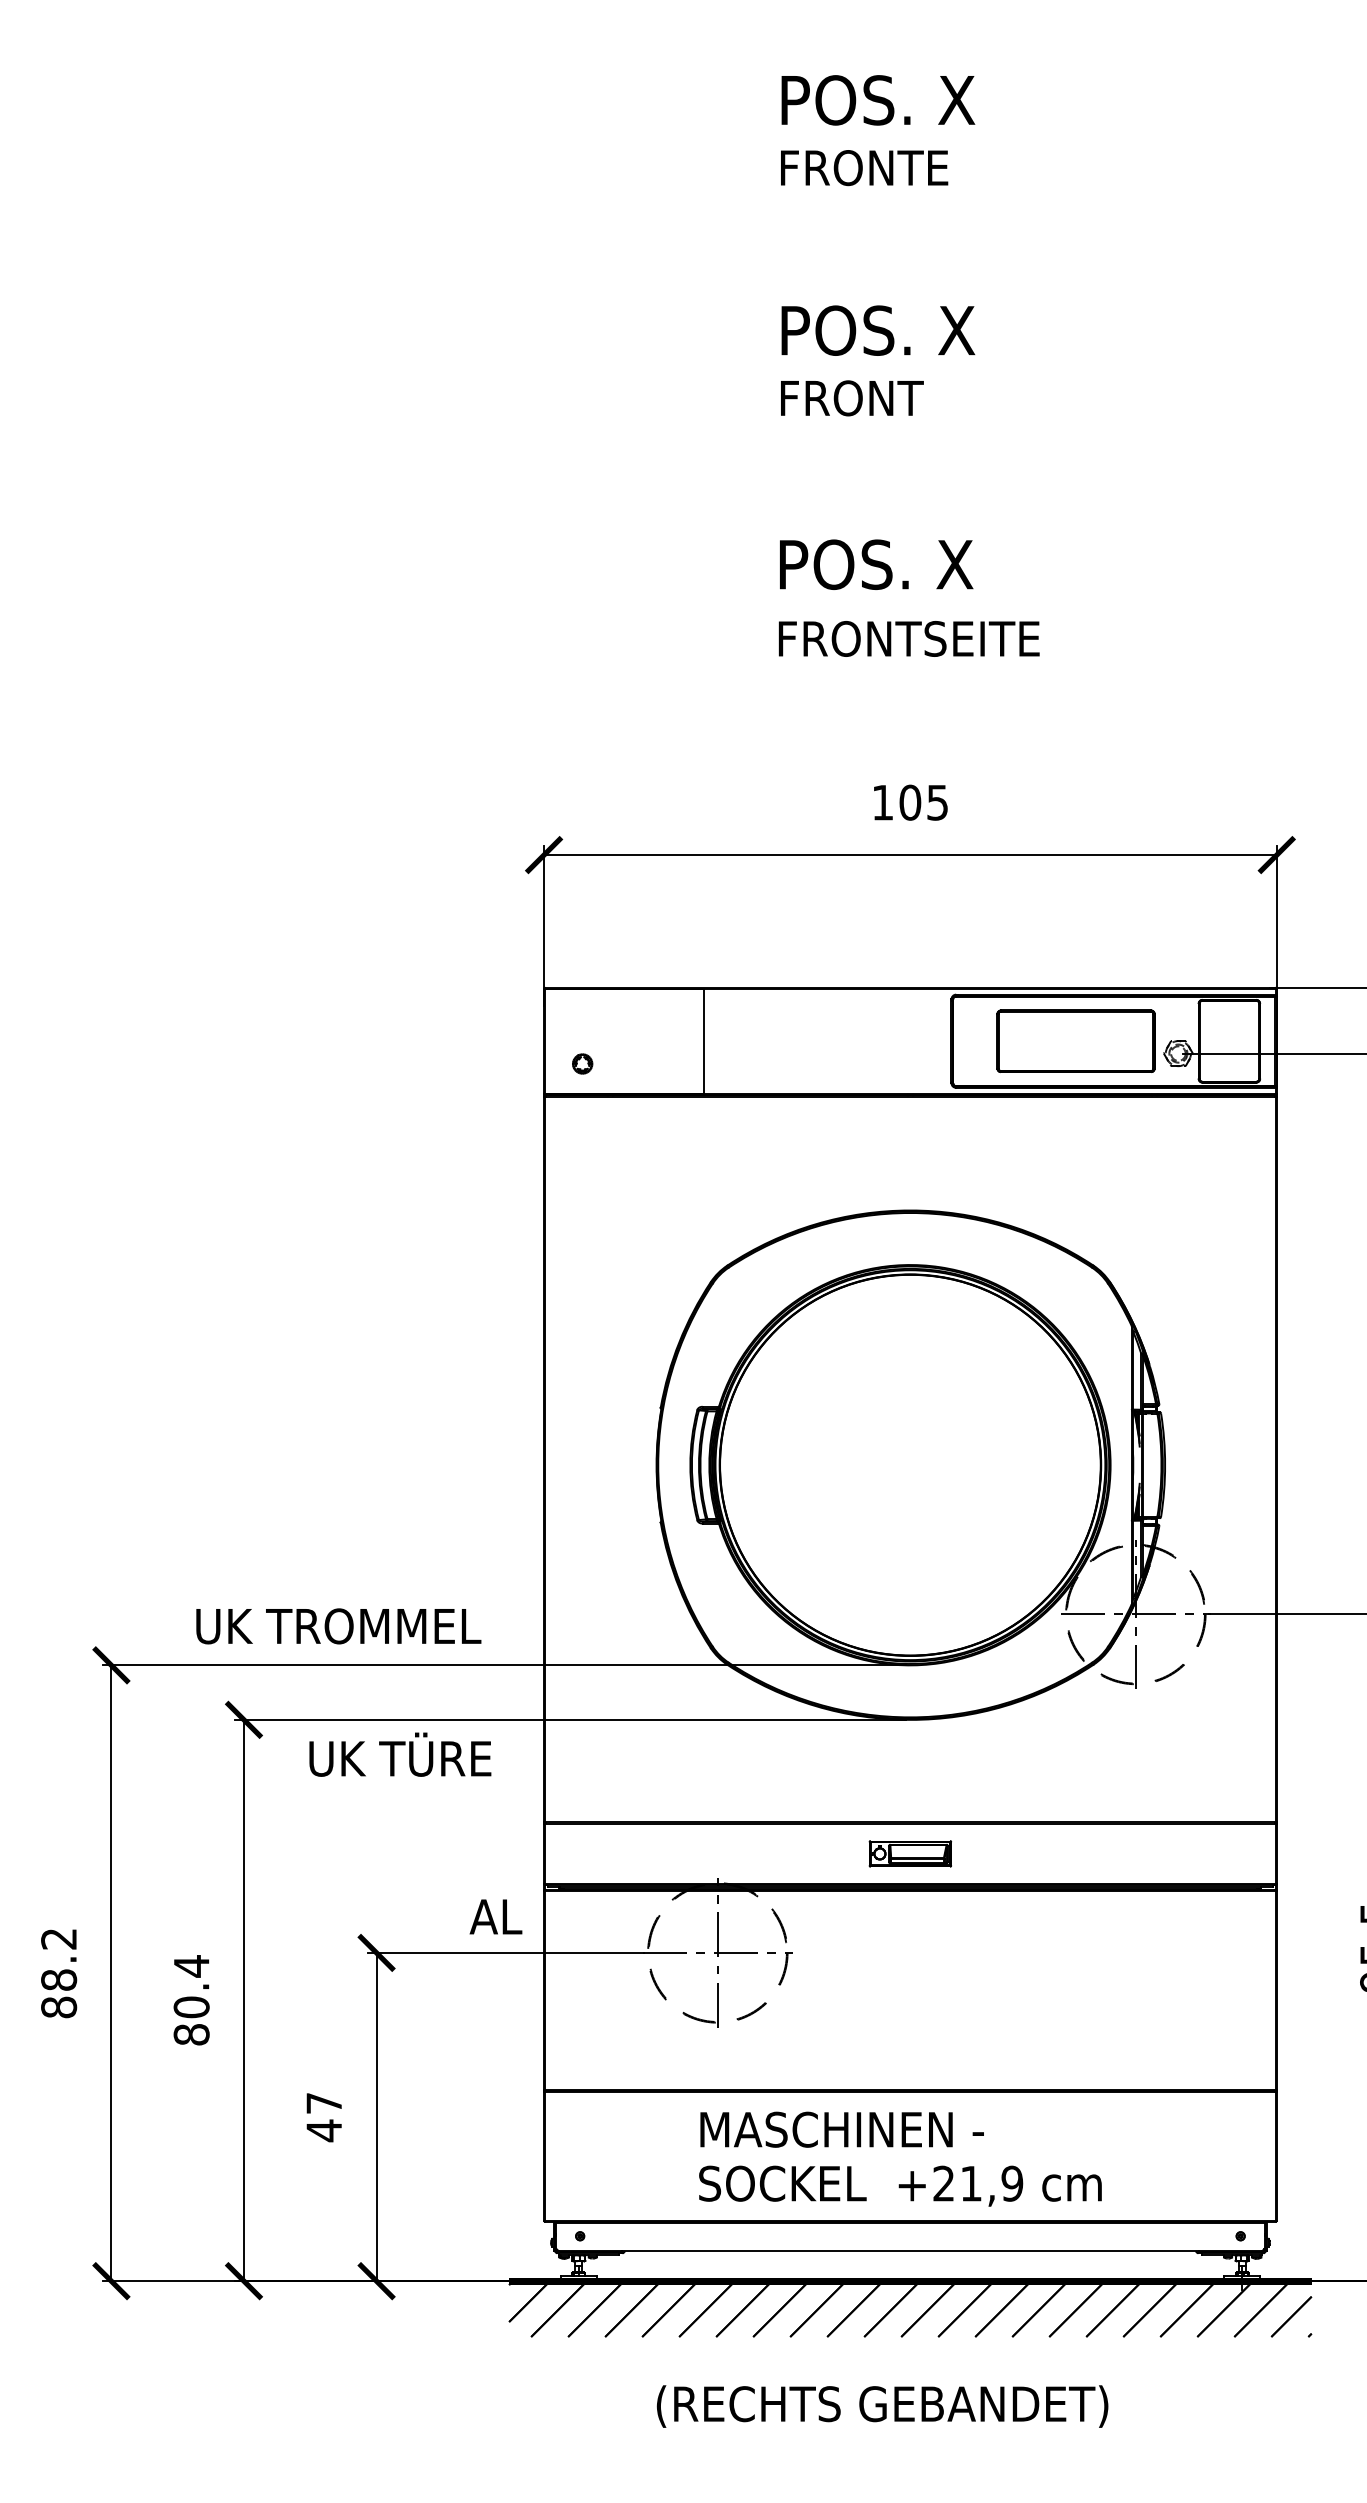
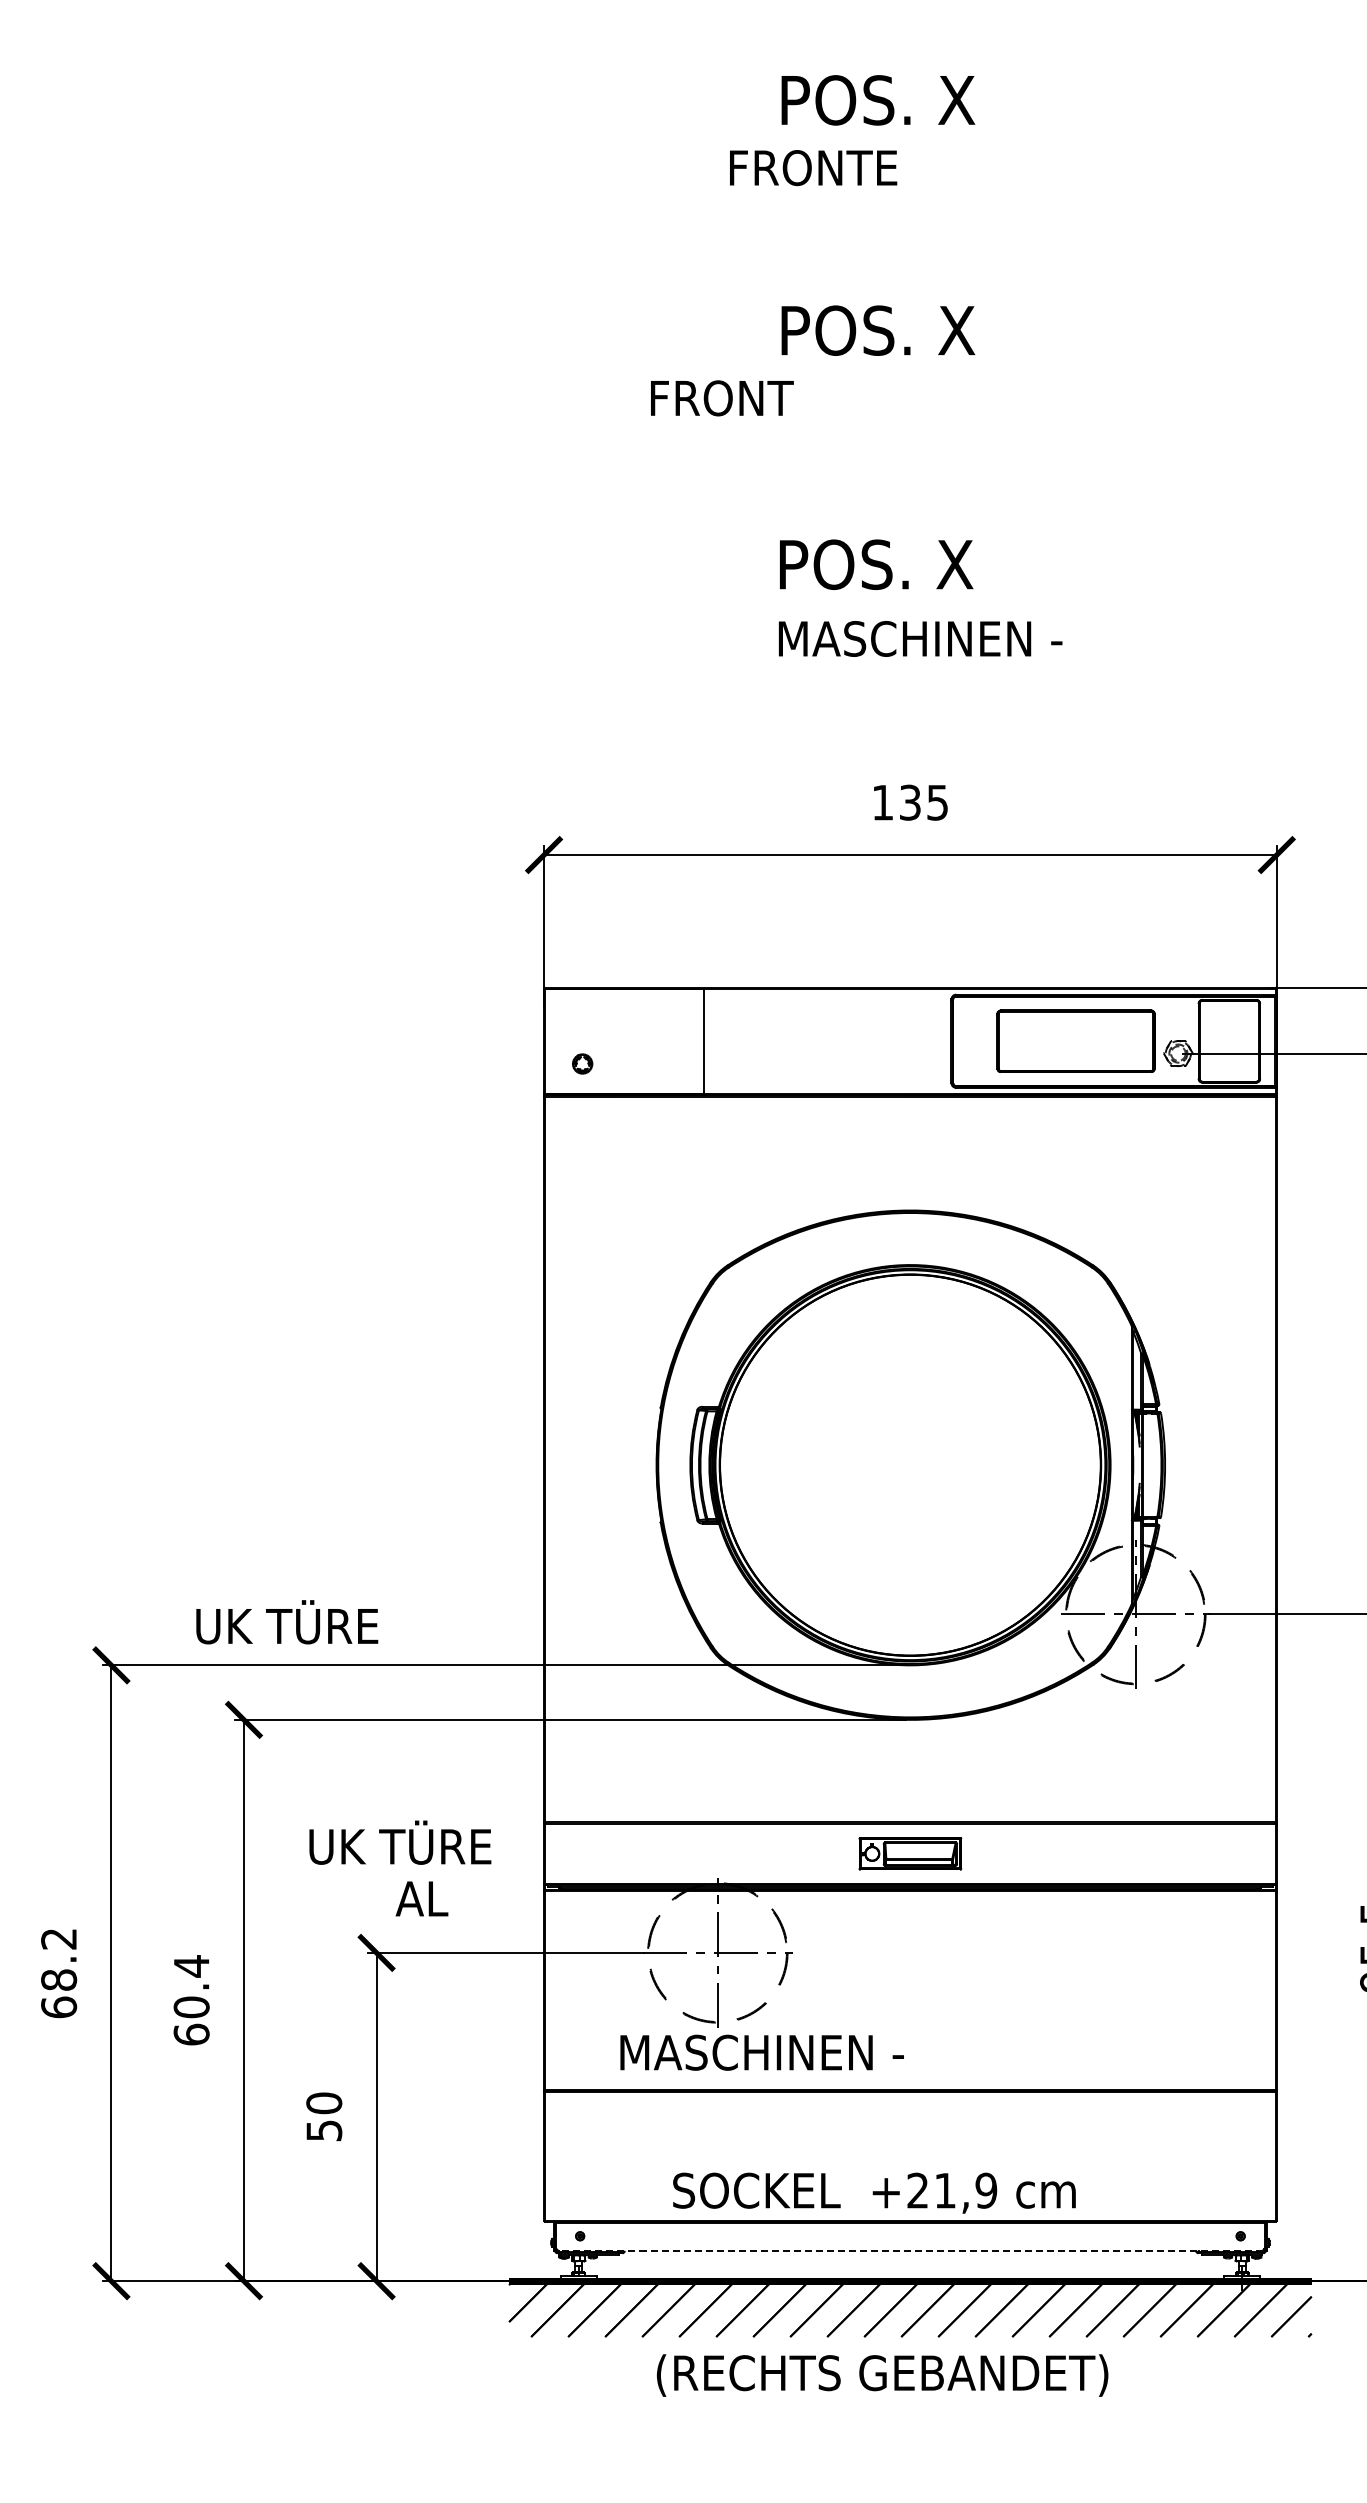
text position: (864, 168) -> (813, 168) (813, 168)
text position: (852, 398) -> (722, 398) (722, 398)
text: FRONTSEITE -> MASCHINEN - (922, 638)
text: 105 -> 135 (910, 802)
text: UK TROMMEL -> UK TÜRE (388, 1622)
text position: (400, 1754) -> (400, 1842) (400, 1842)
part size: 85x28 px -> 105x34 px (910, 1853)
text position: (495, 1916) -> (421, 1898) (421, 1898)
text: 88.2 -> 68.2 (58, 2007)
text: 80.4 -> 60.4 (191, 2034)
text: 47 -> 50 (324, 2117)
text position: (841, 2129) -> (761, 2052) (761, 2052)
text position: (900, 2185) -> (874, 2192) (874, 2192)
line: solid -> dashed (909, 2250)
text position: (882, 2406) -> (882, 2375) (882, 2375)
